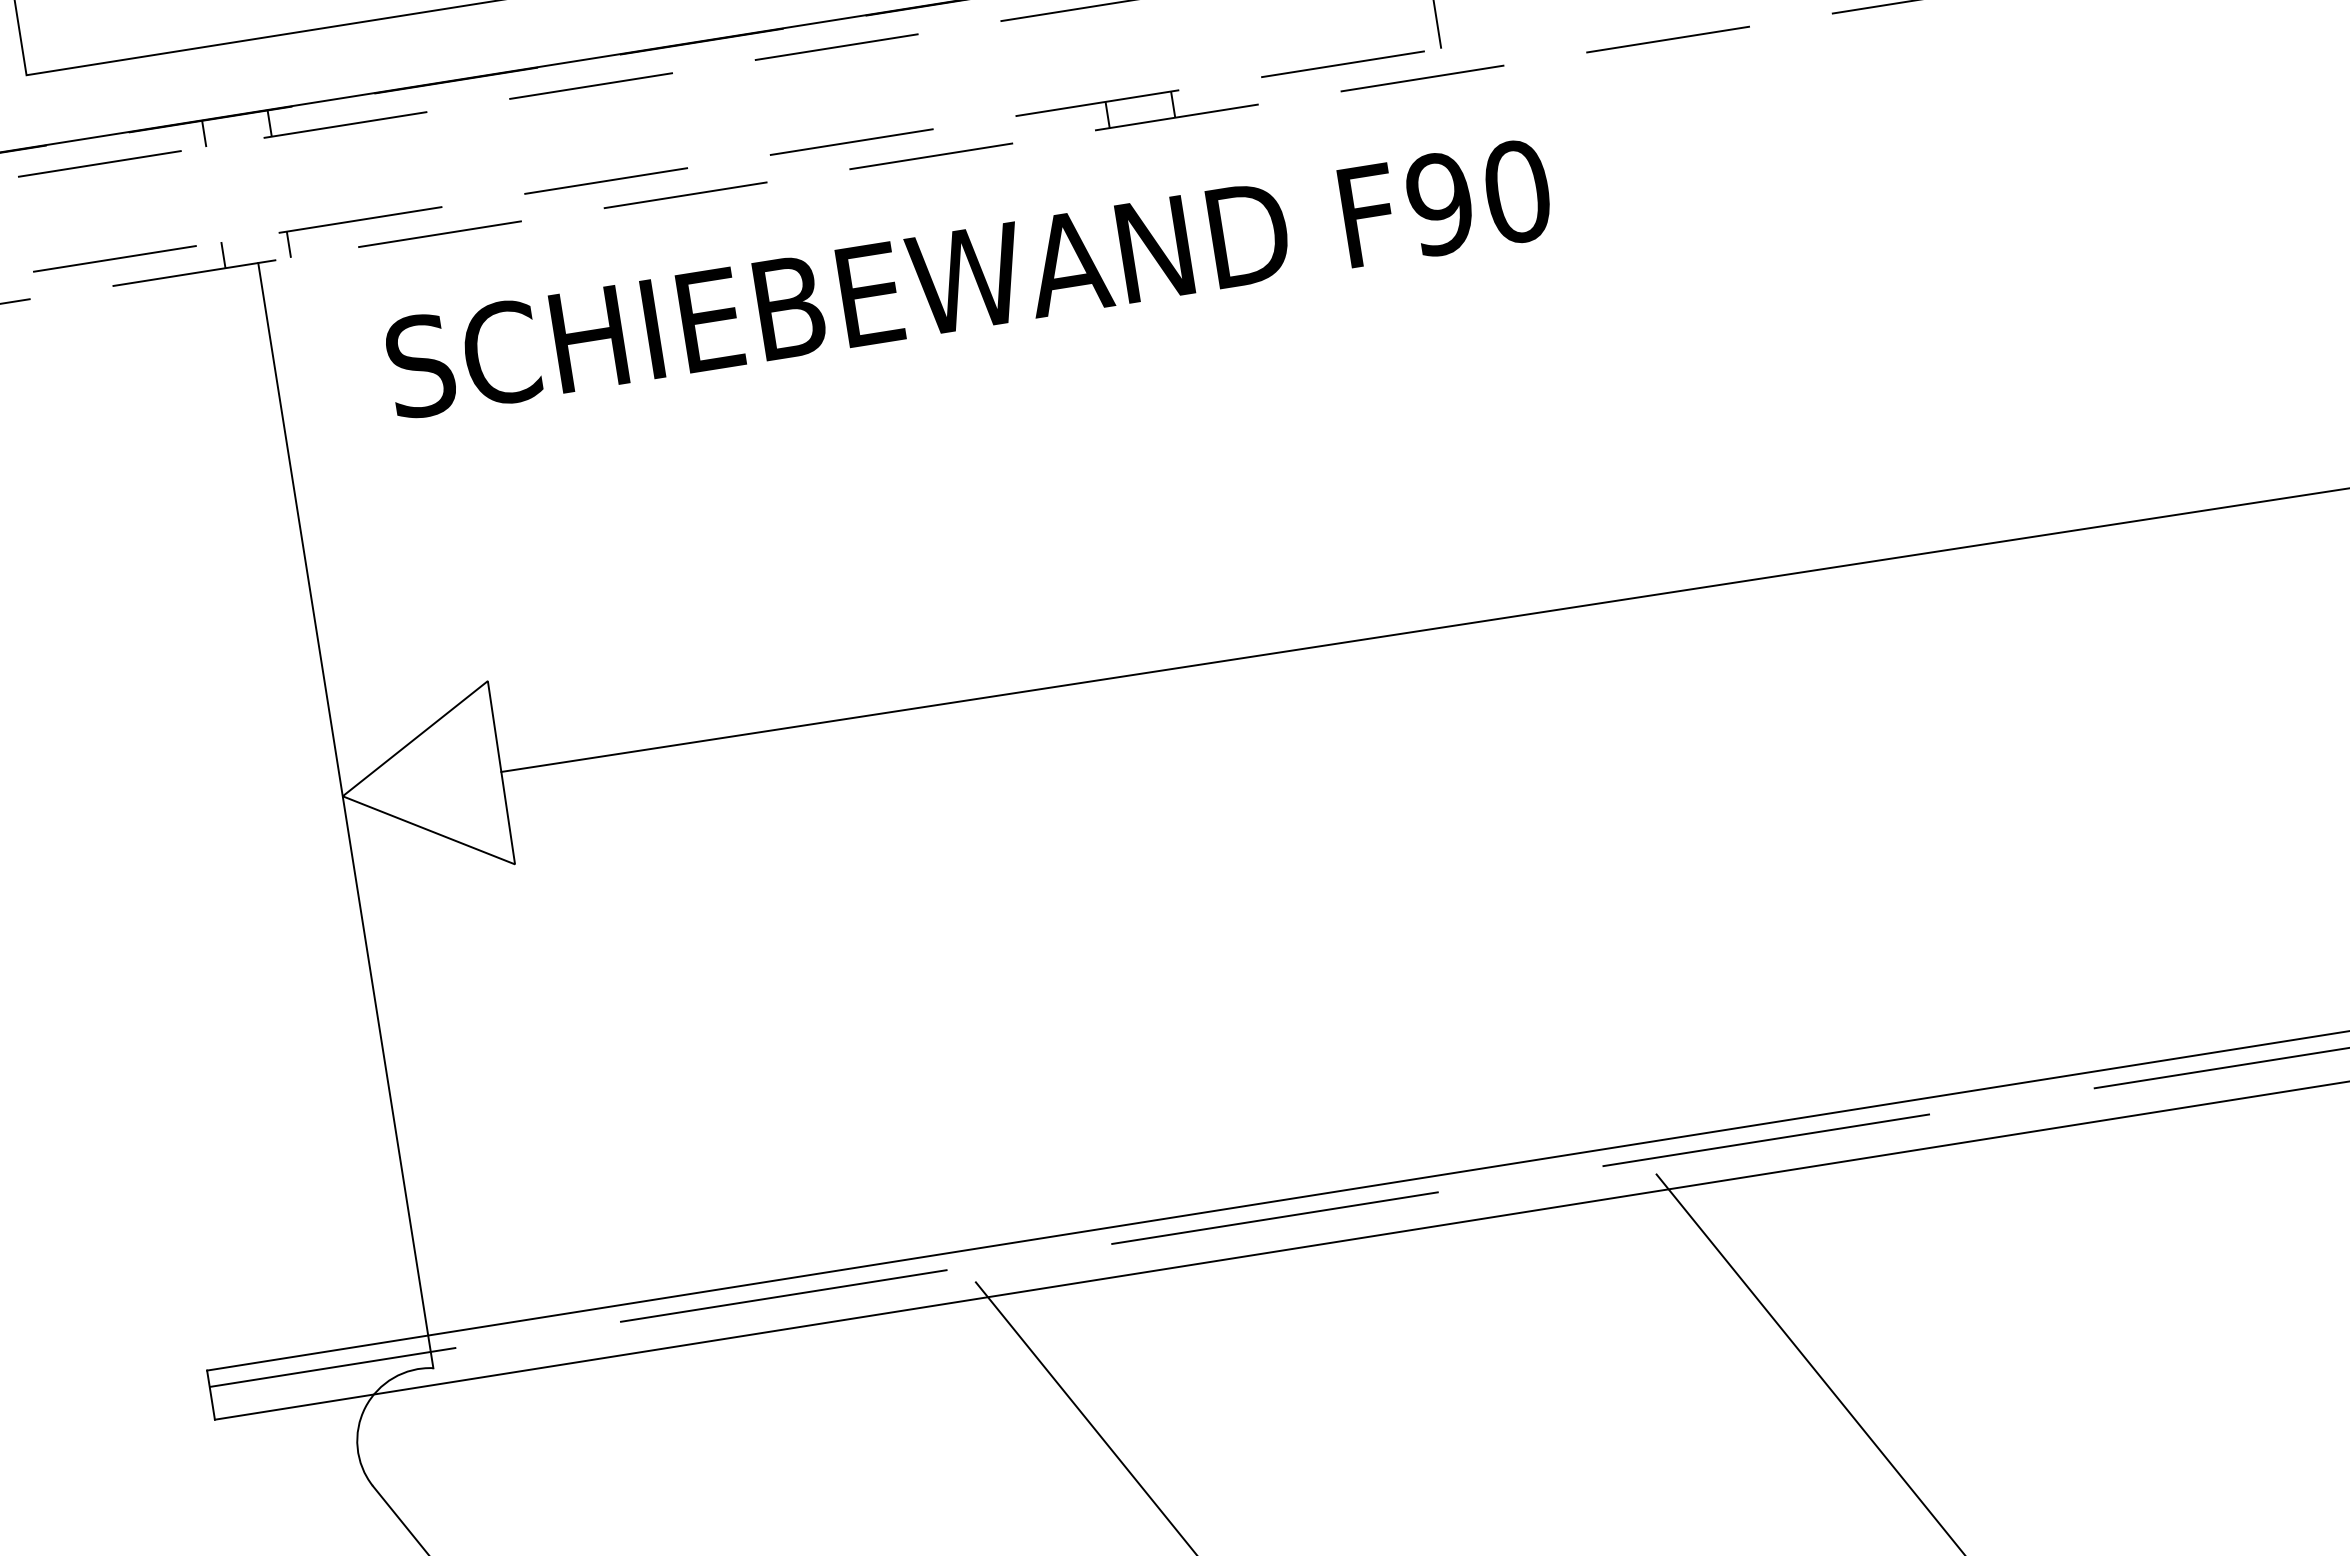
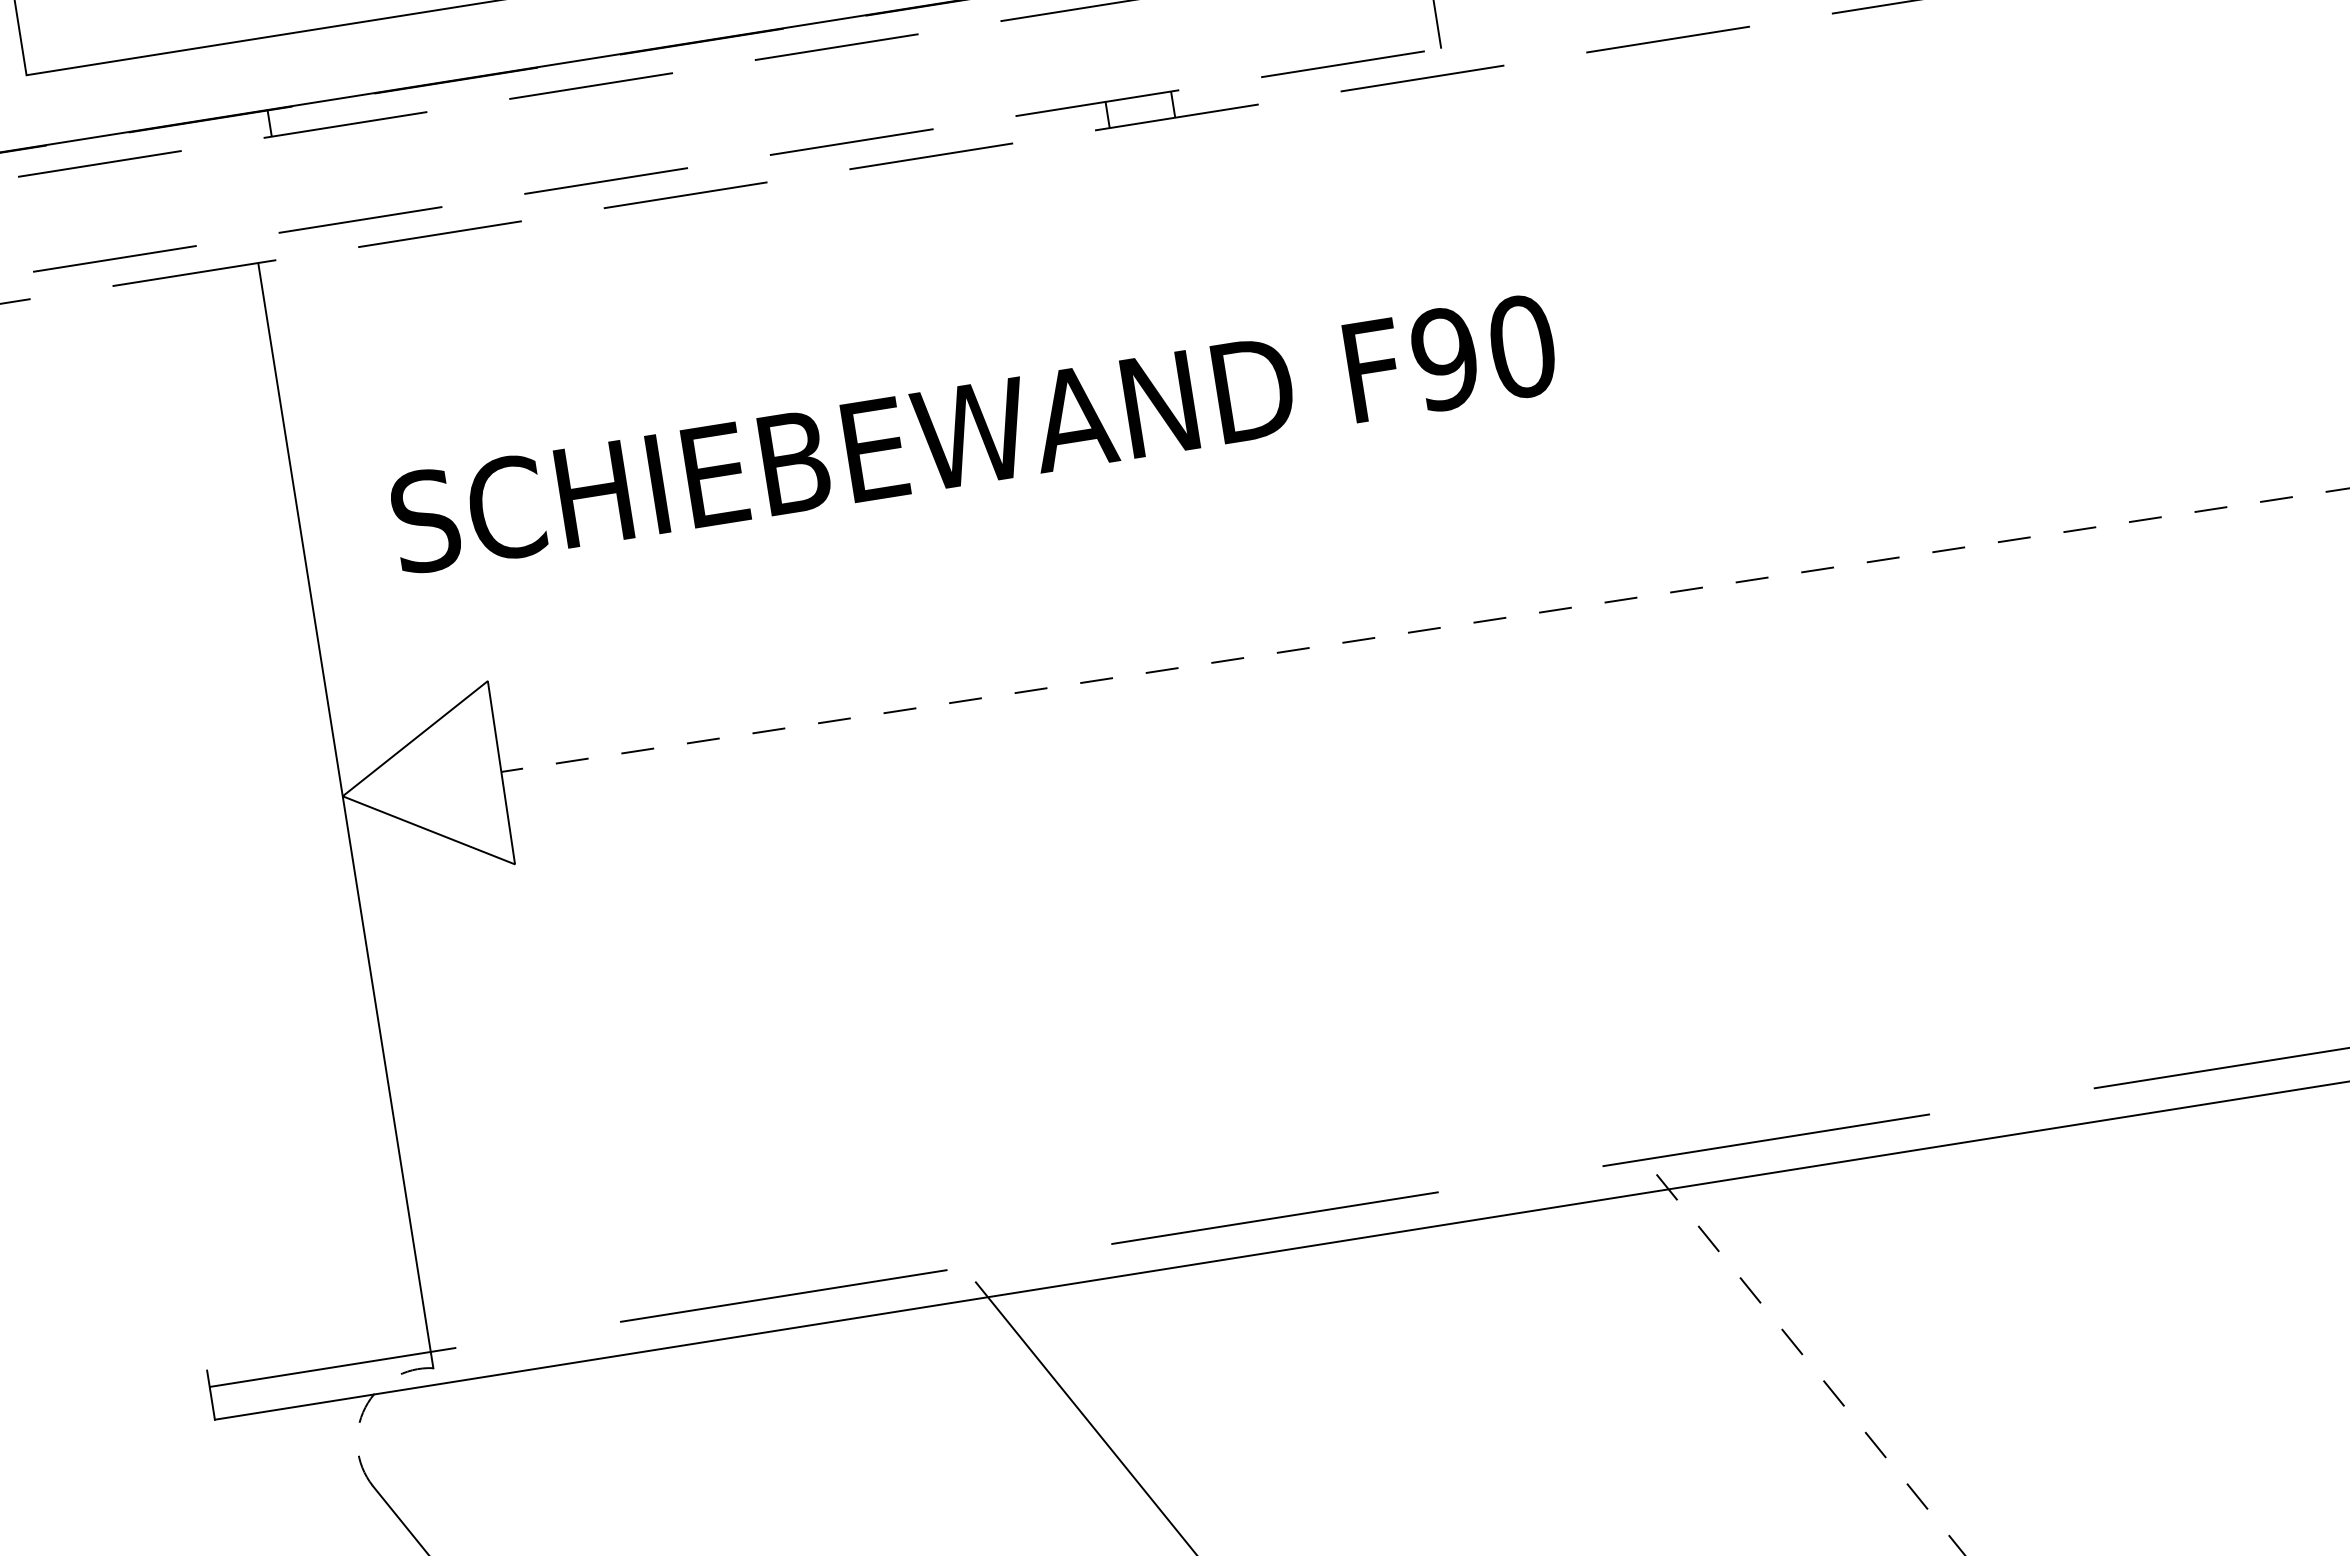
line: present -> none (204, 133)
line: present -> none (288, 244)
line: present -> none (223, 255)
text position: (967, 279) -> (972, 434) (972, 434)
line: solid -> dashed (1425, 630)
line: present -> none (1276, 1200)
line: solid -> dashed (1811, 1365)
arc: solid -> dashed (365, 1407)
